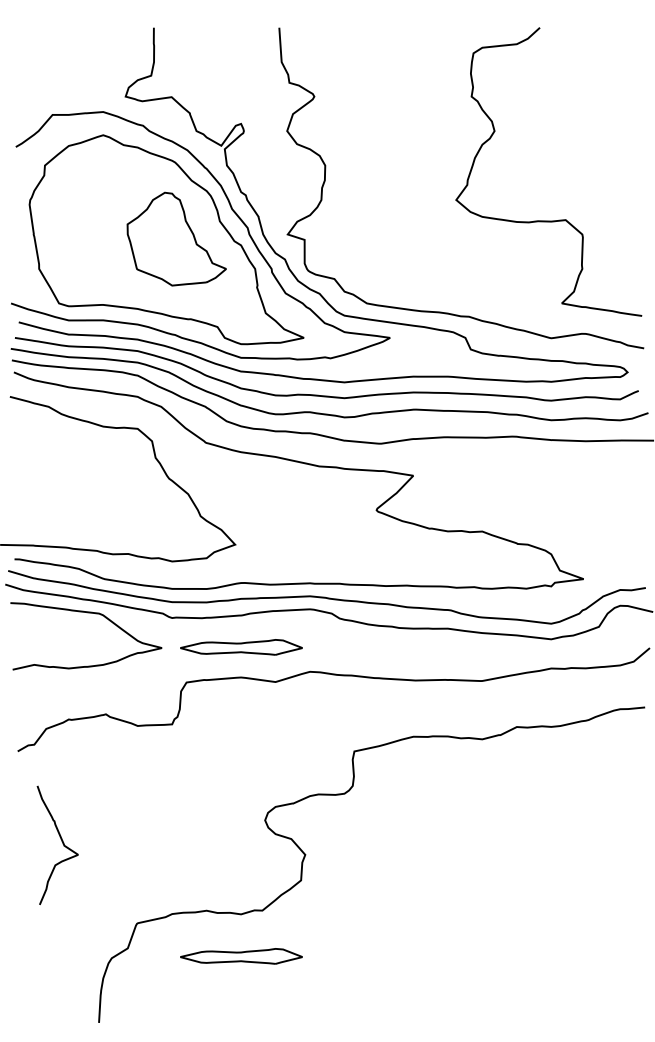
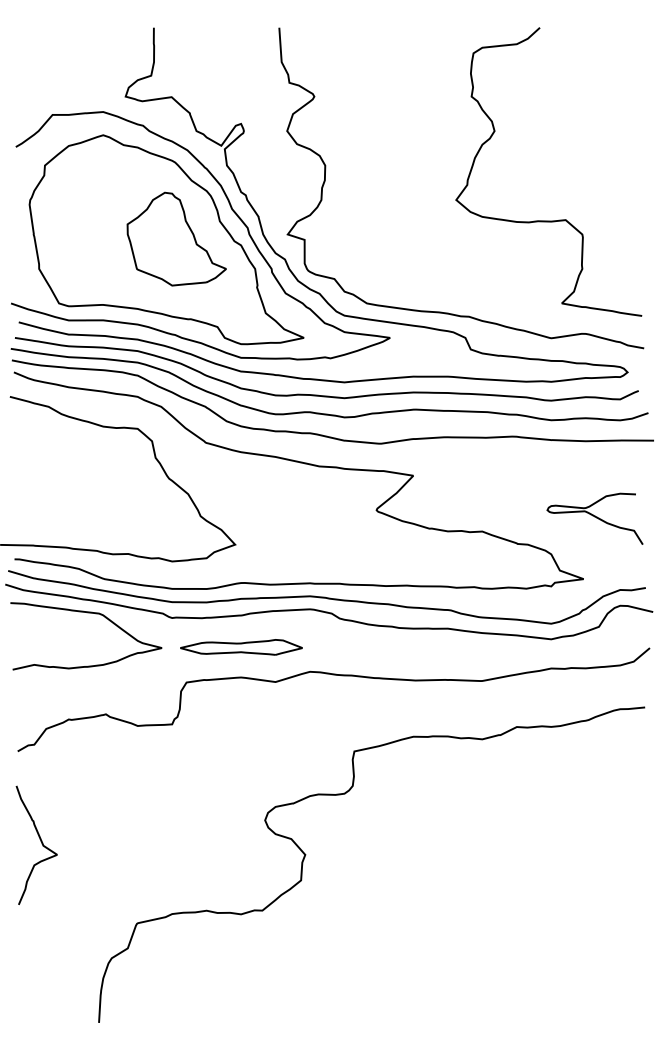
curve: none -> present (594, 517)
curve position: (61, 841) -> (40, 841) (40, 841)
part: present -> none (241, 956)
